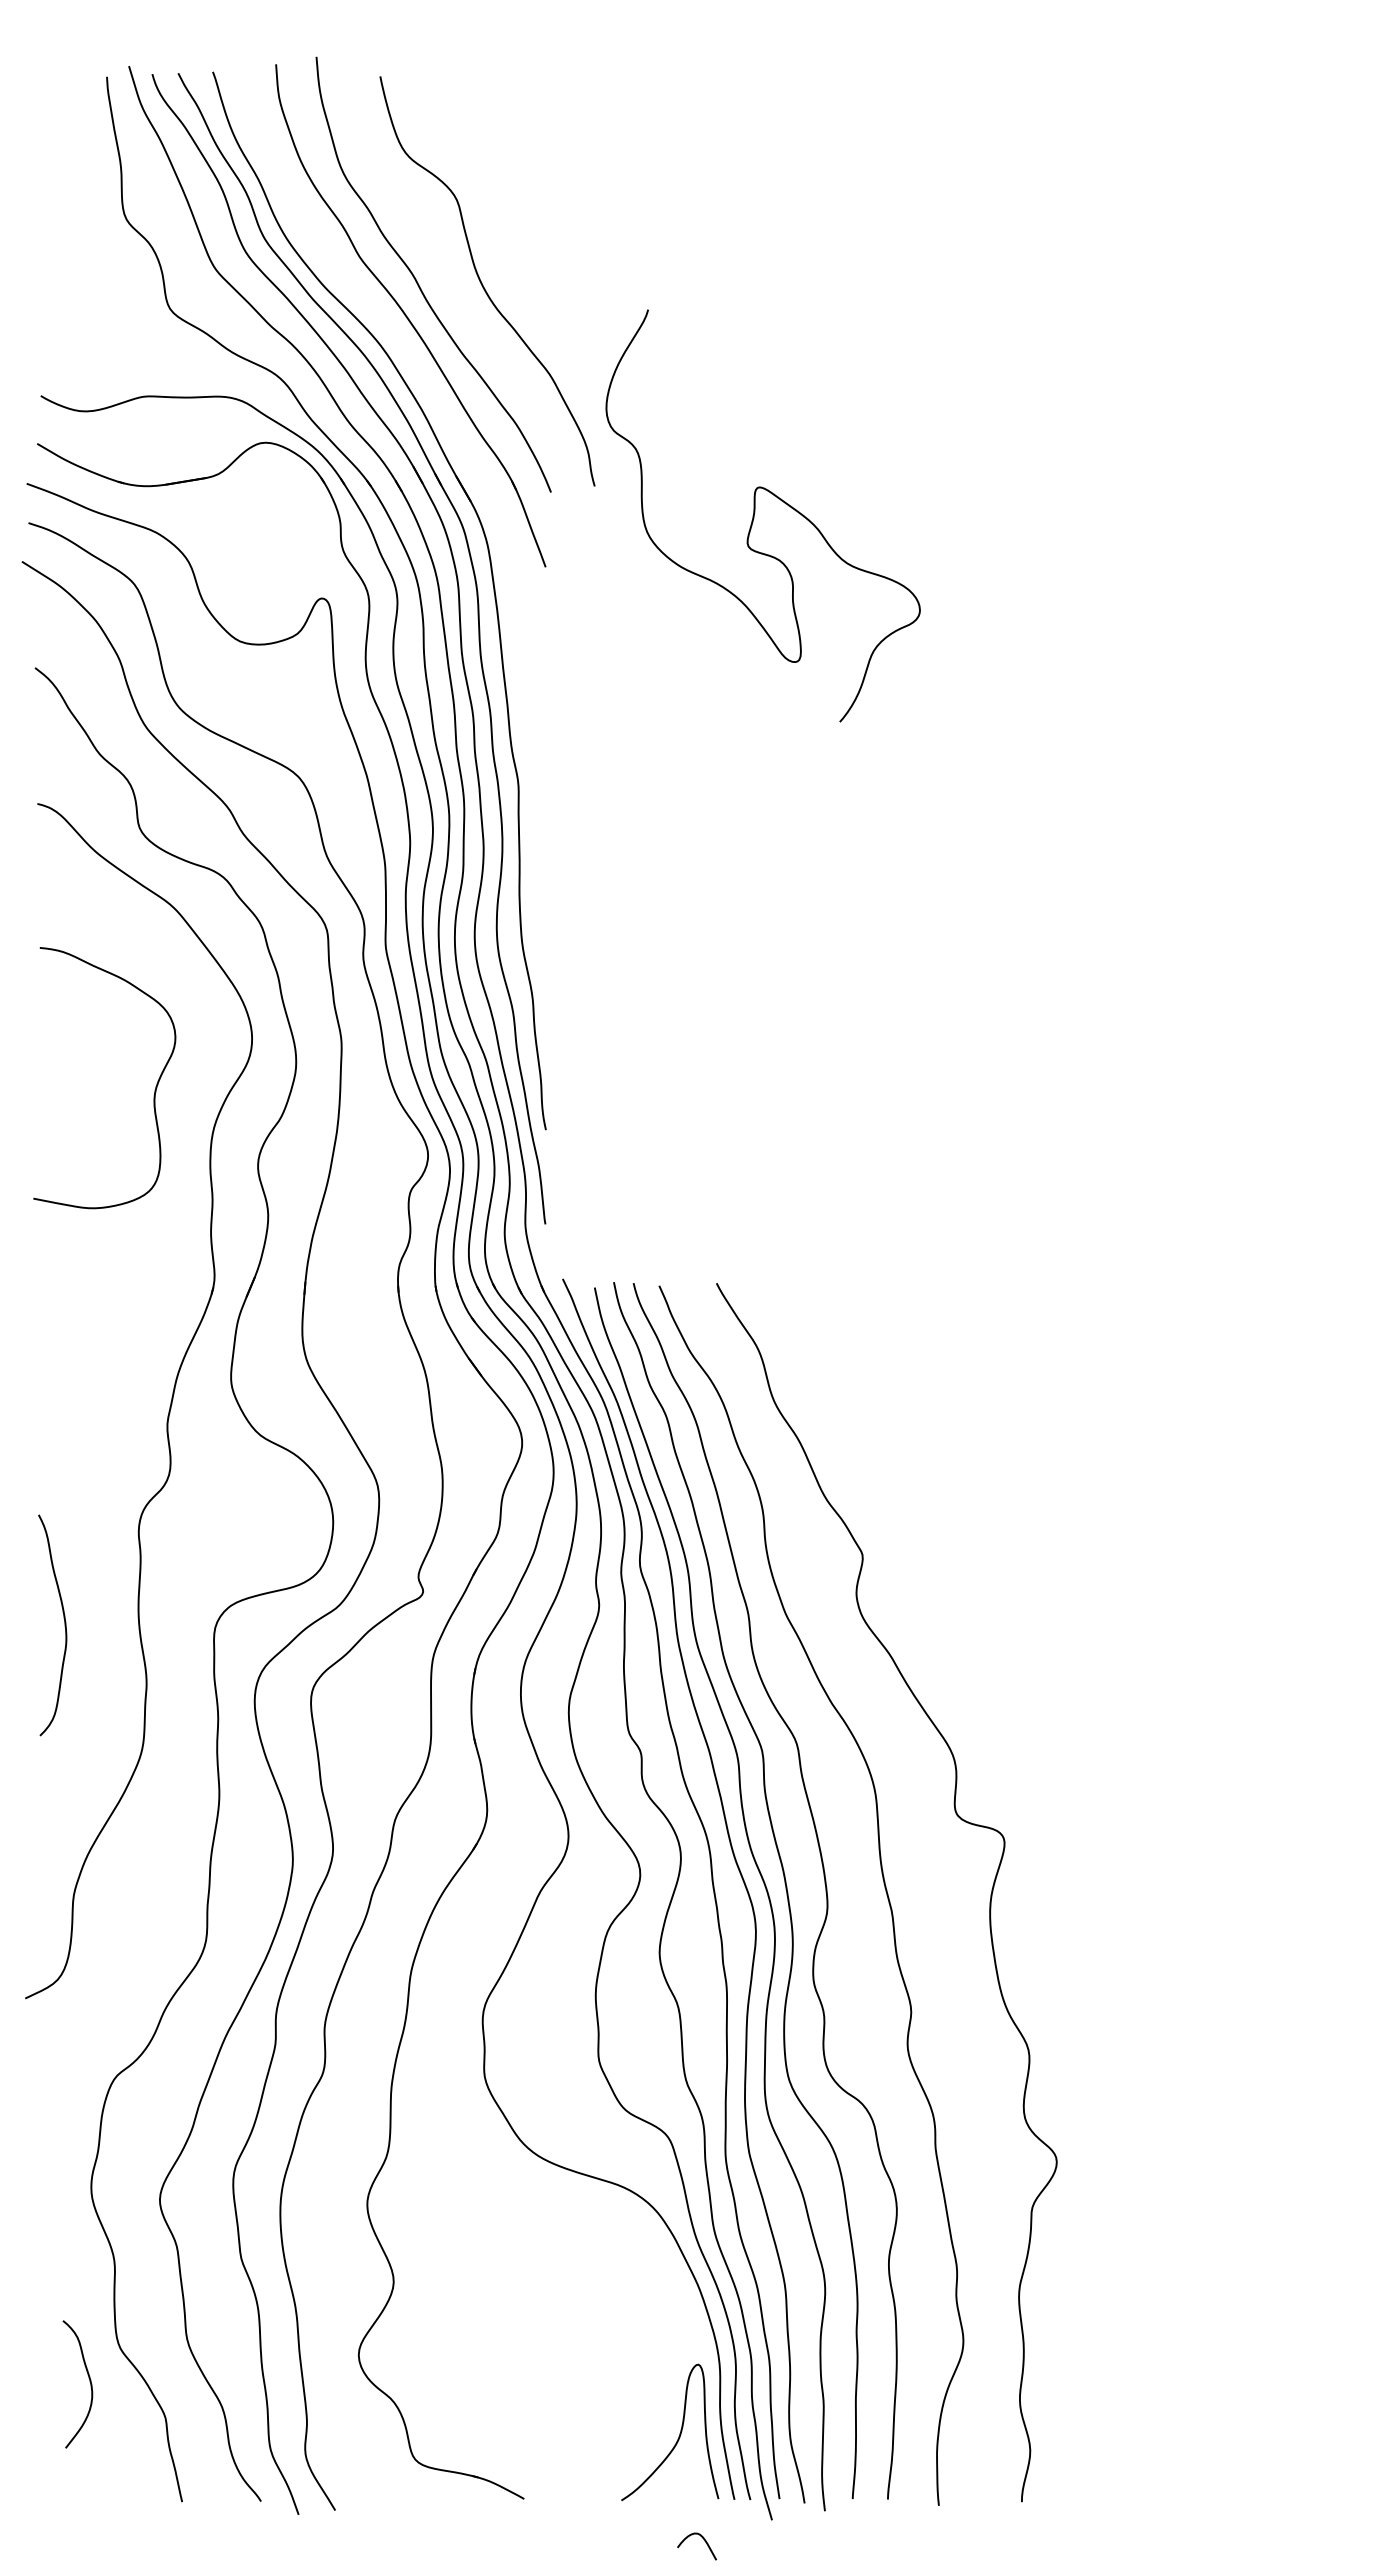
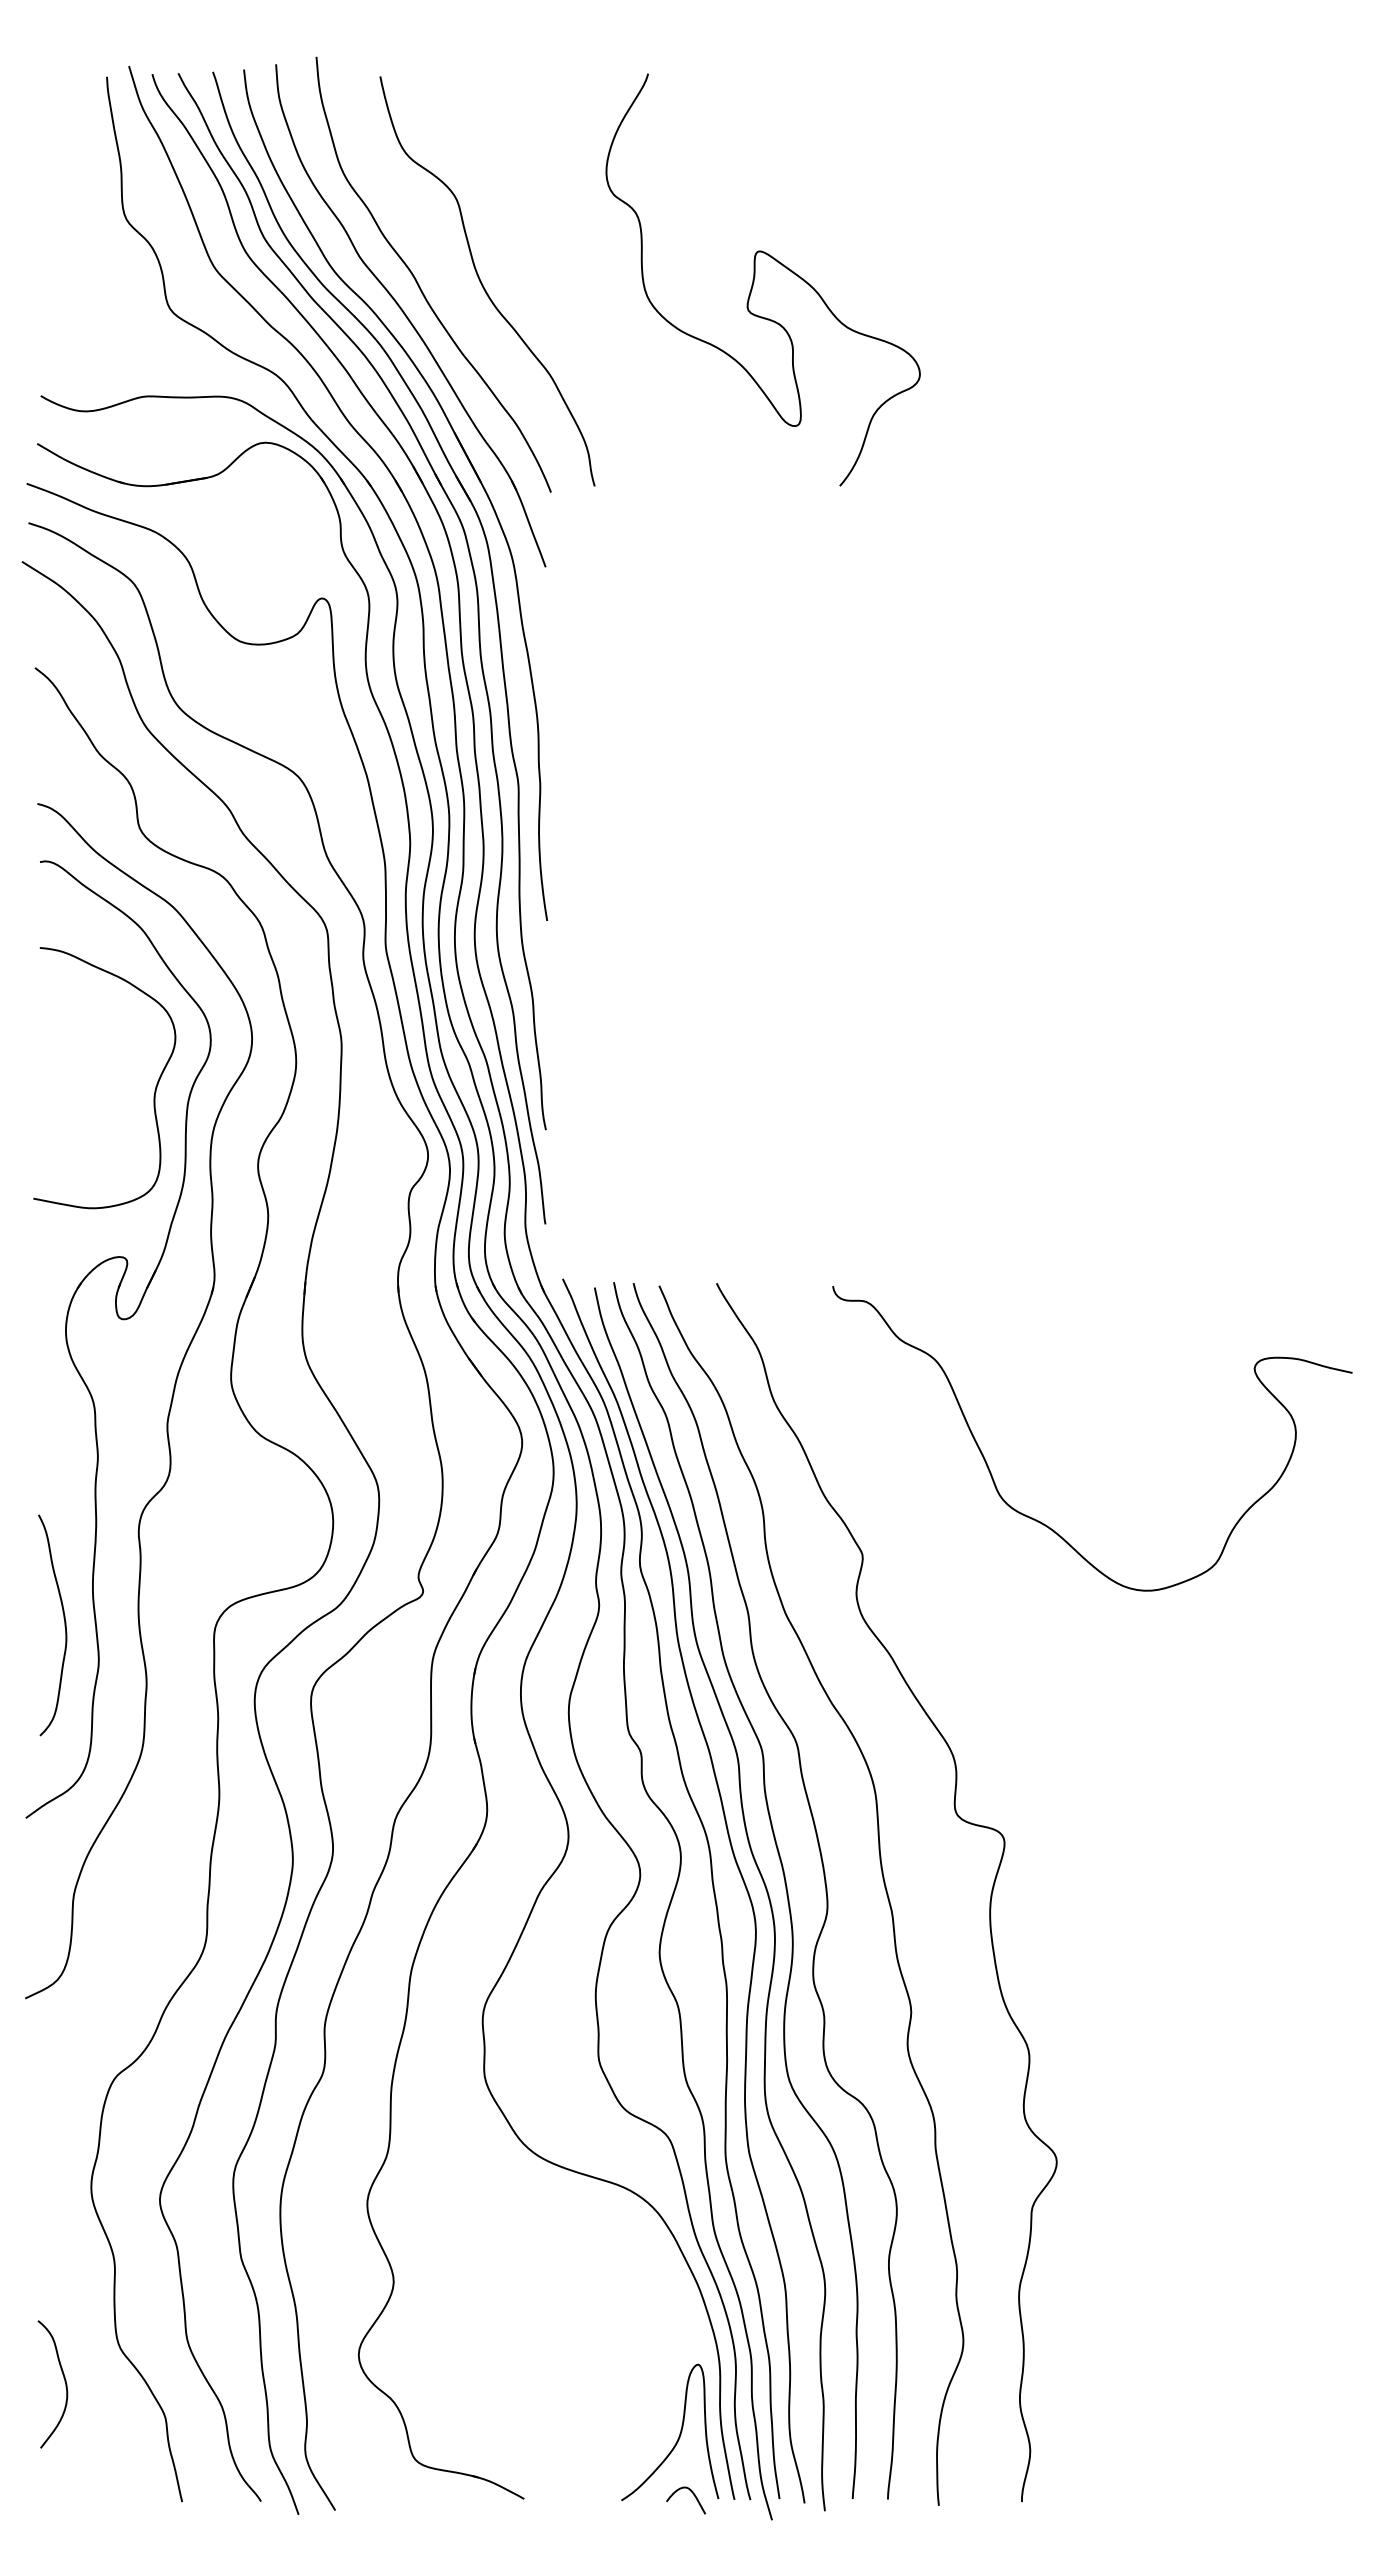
part: none -> present (464, 454)
curve position: (755, 513) -> (755, 277) (755, 277)
part: none -> present (122, 1320)
curve: none -> present (1044, 1523)
curve position: (89, 2381) -> (64, 2381) (64, 2381)
curve position: (704, 2541) -> (693, 2495) (693, 2495)
